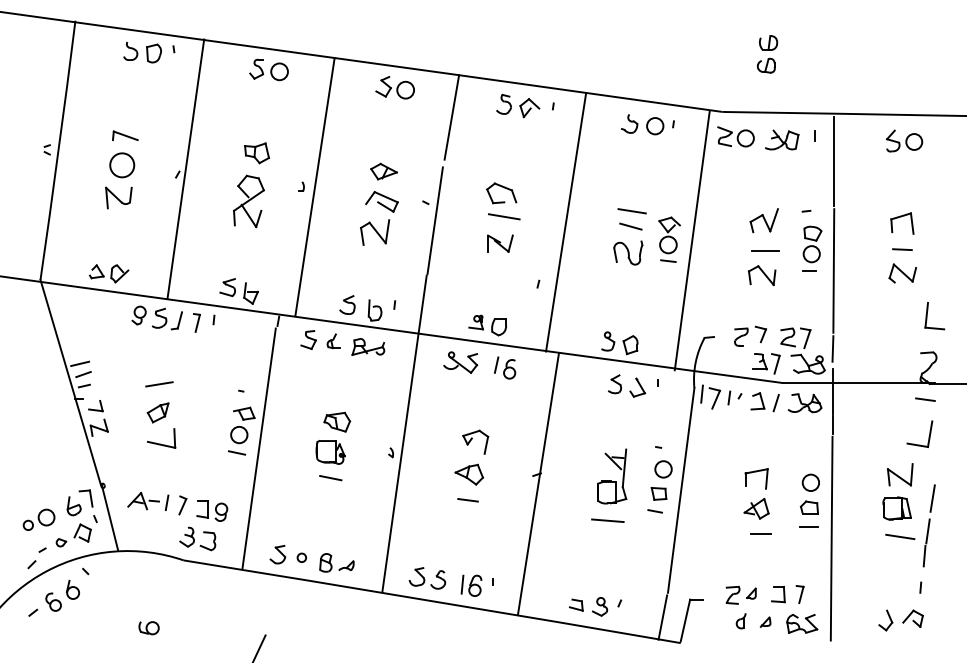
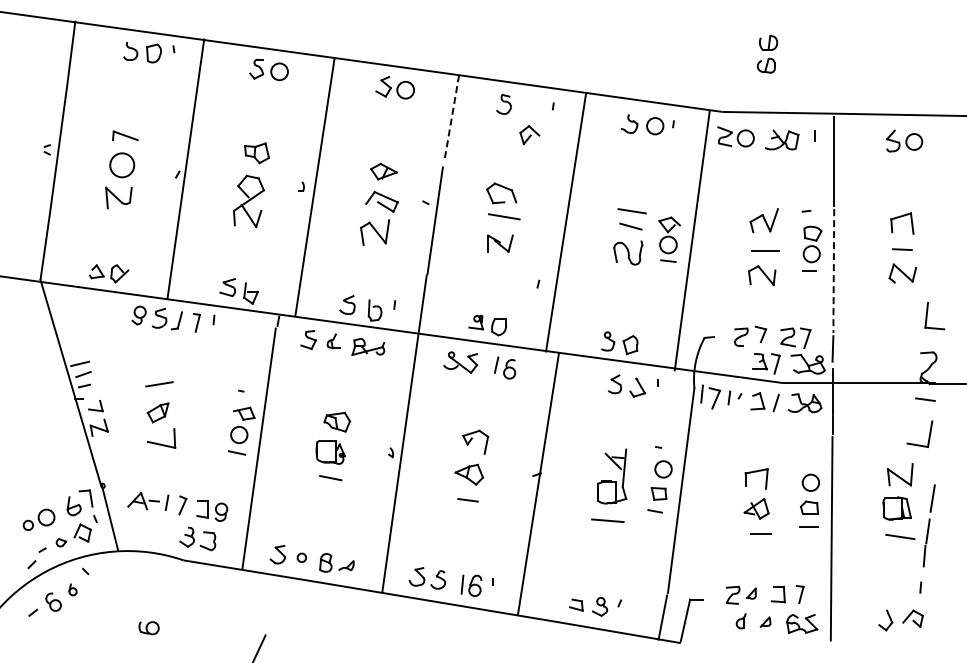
part position: (529, 108) -> (529, 135) (529, 135)
line: solid -> dashed (451, 117)
line: solid -> dashed (833, 270)
part size: 14x20 px -> 10x14 px (72, 589)
